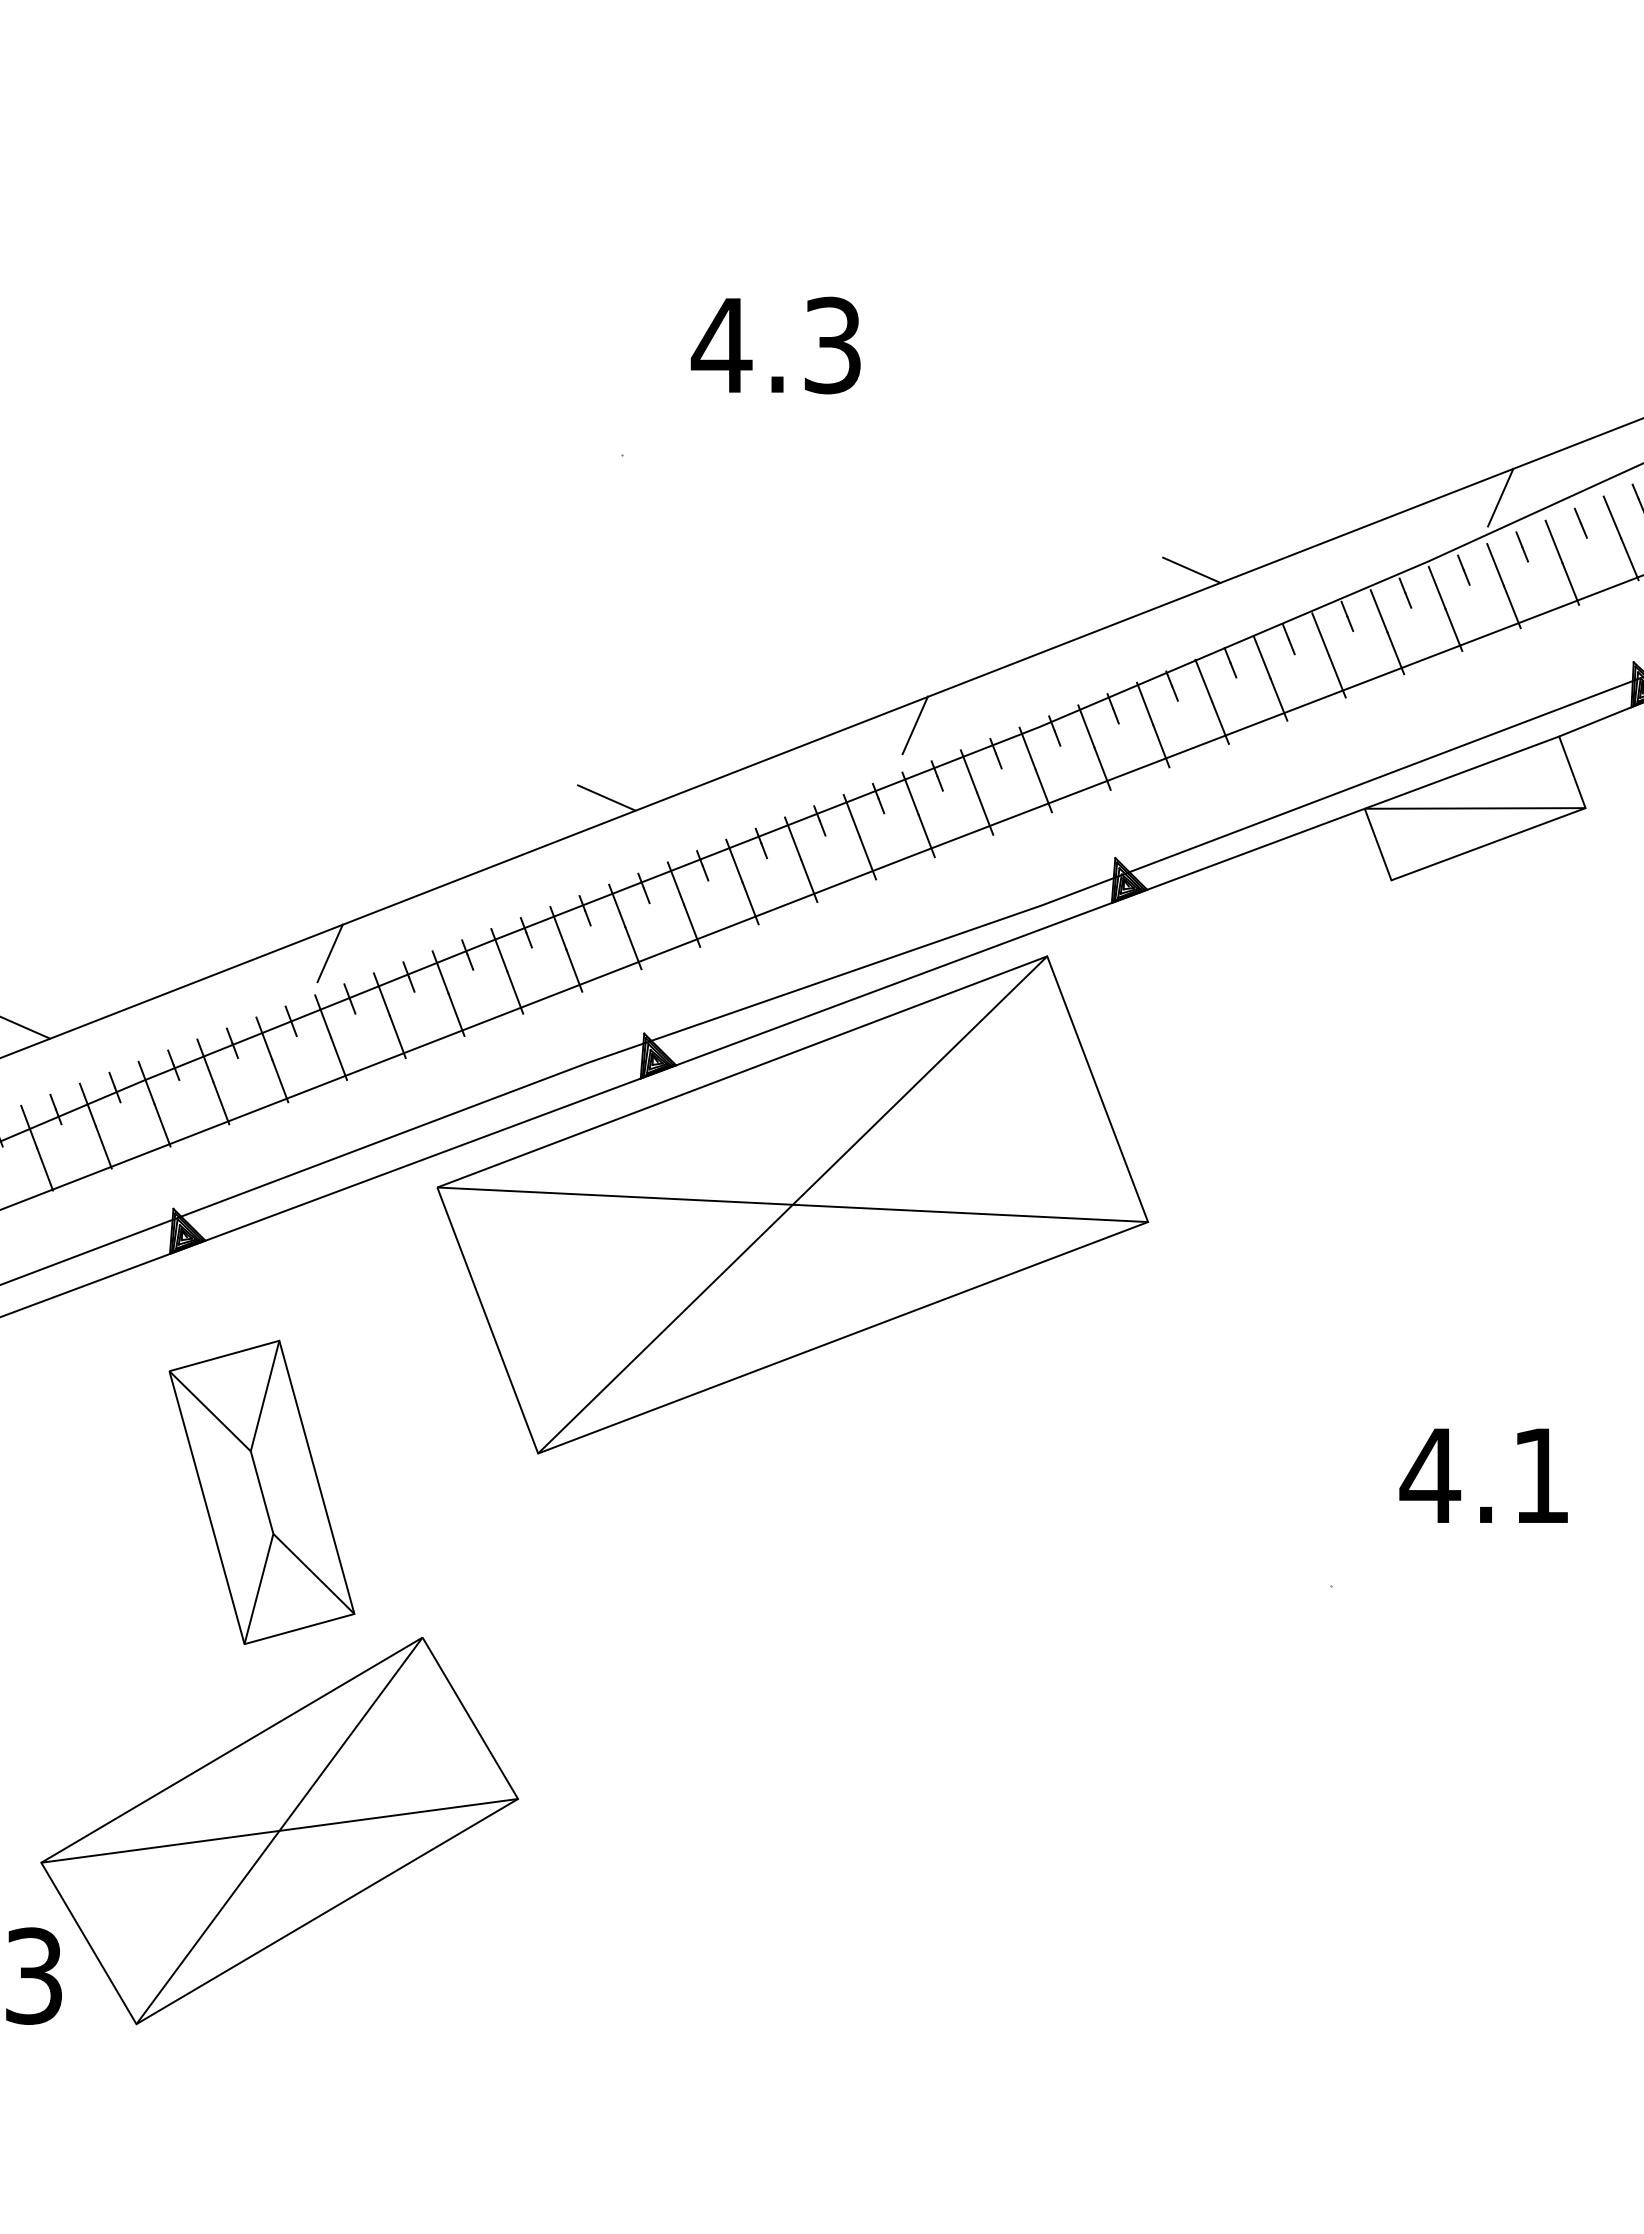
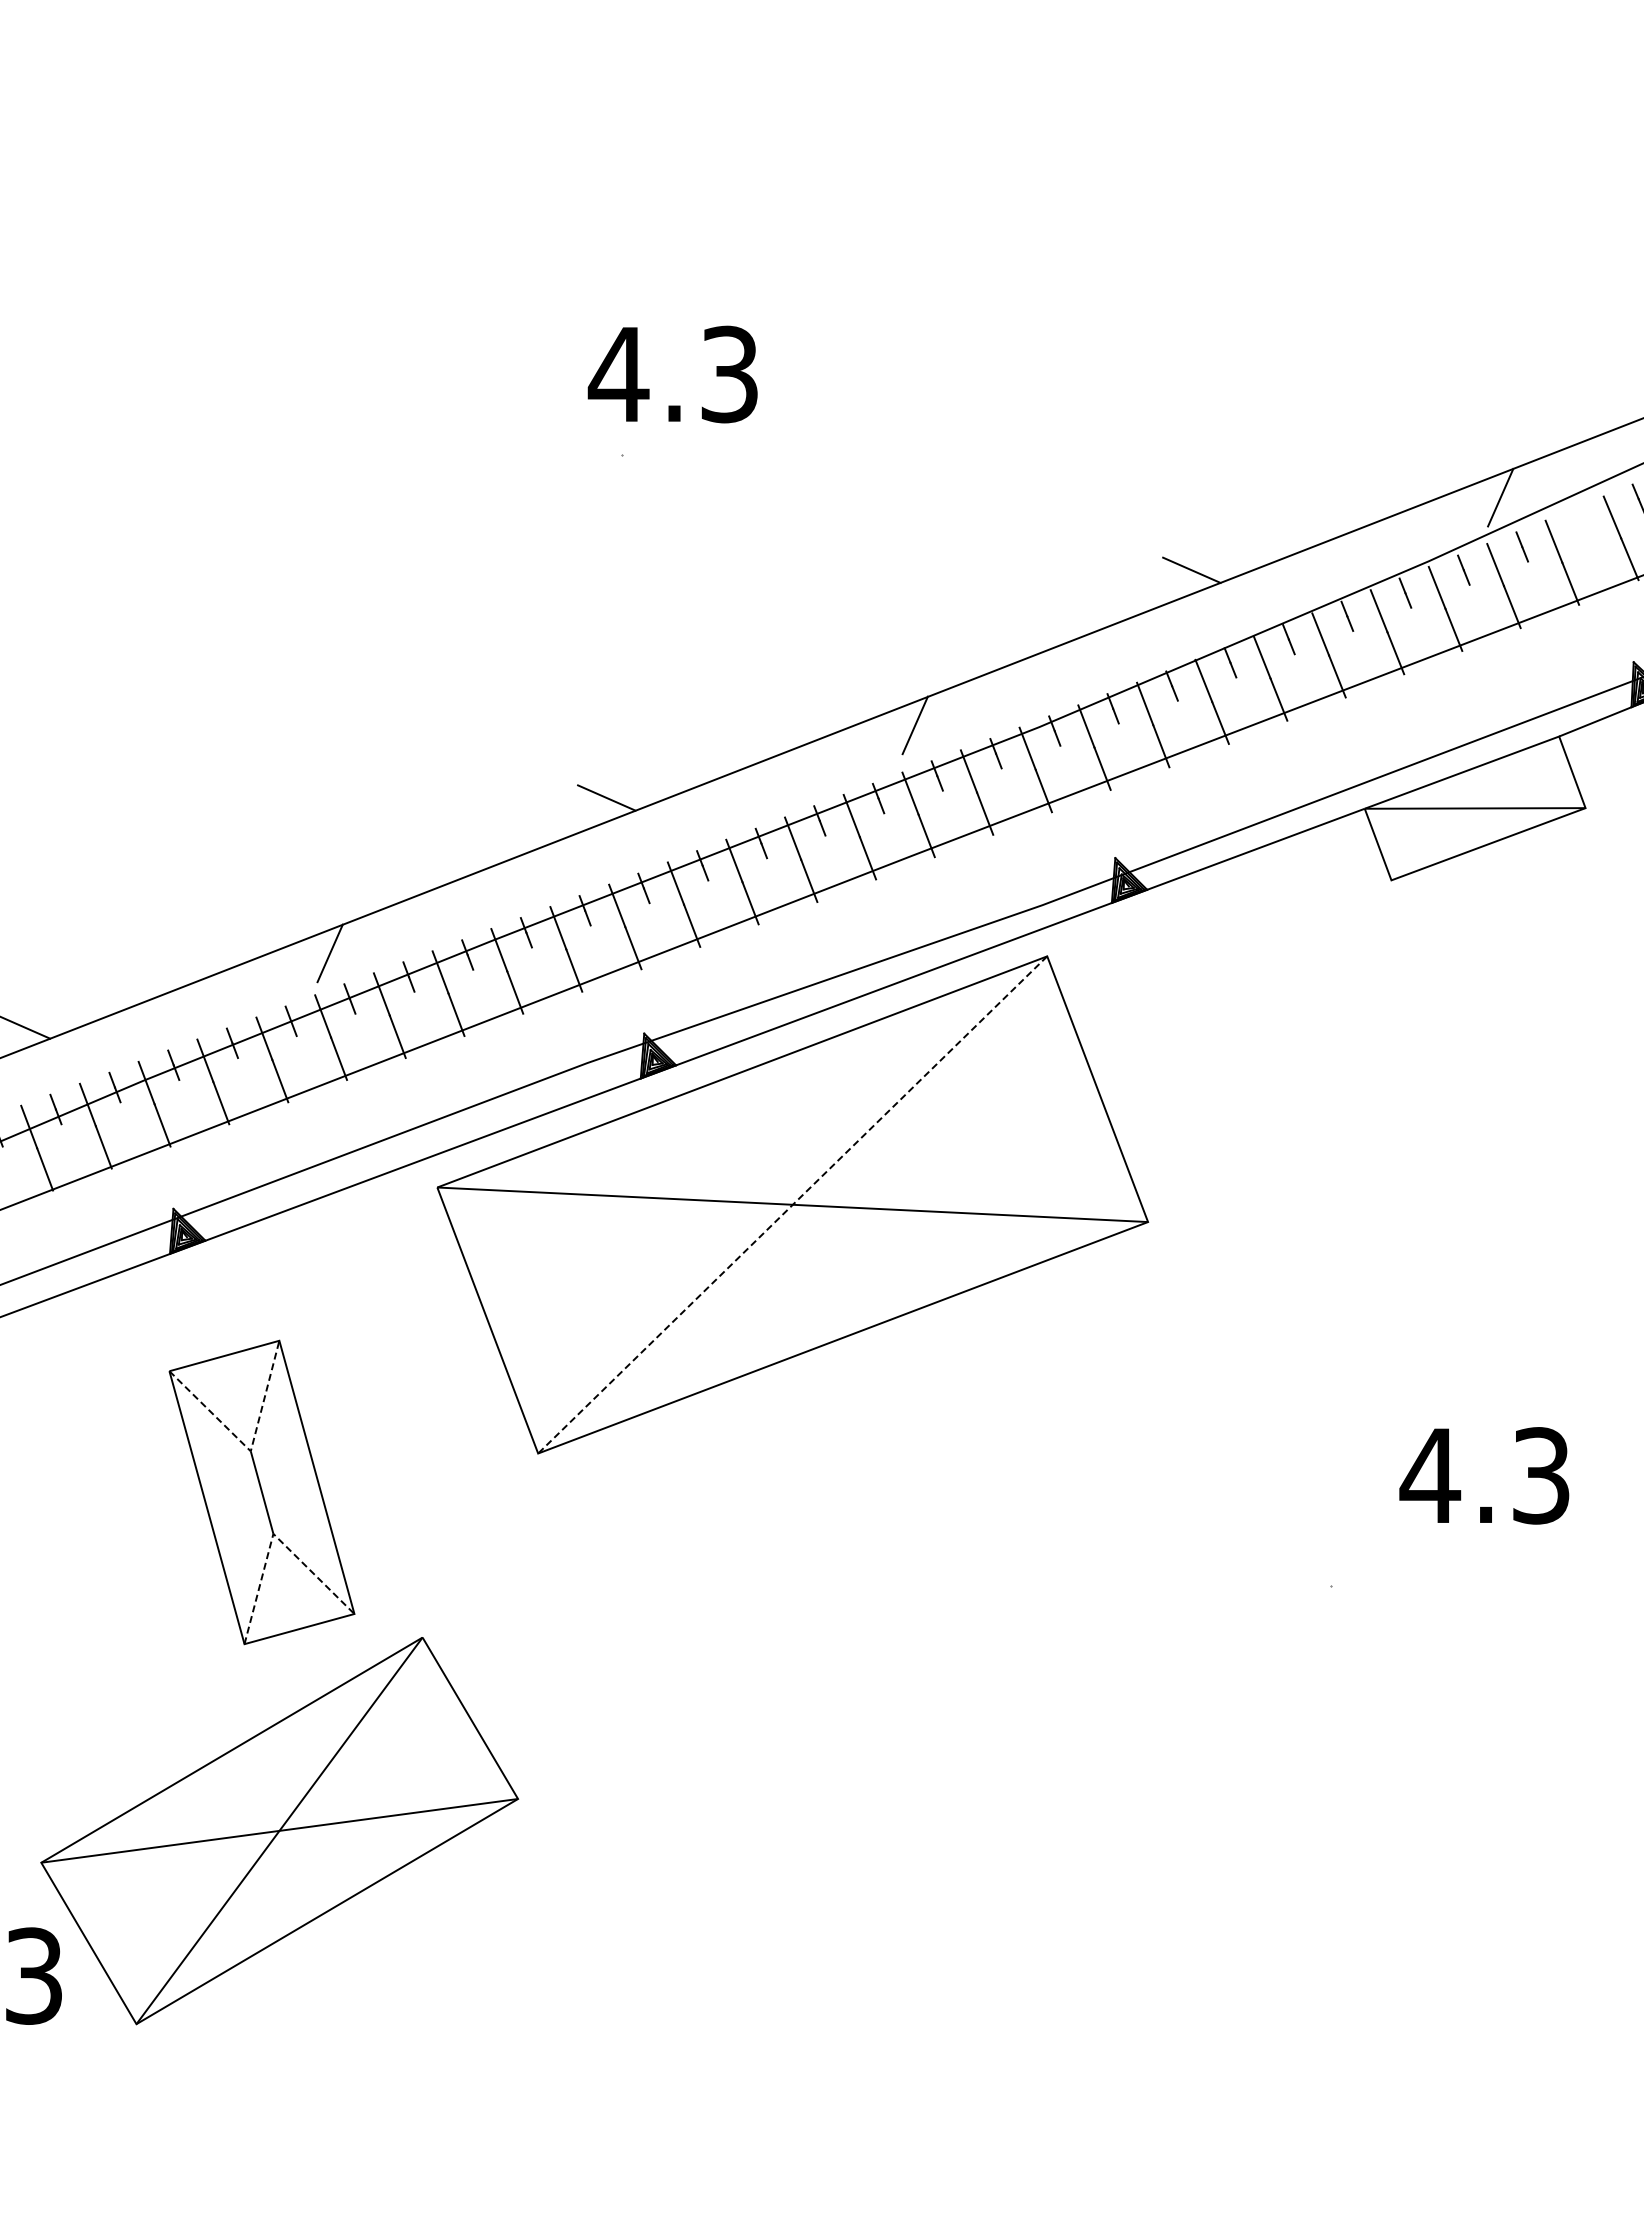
text position: (775, 345) -> (672, 374) (672, 374)
line: present -> none (1580, 522)
line: solid -> dashed (792, 1204)
line: solid -> dashed (250, 1451)
text: 4.1 -> 4.3 (1541, 1475)
line: solid -> dashed (273, 1533)
